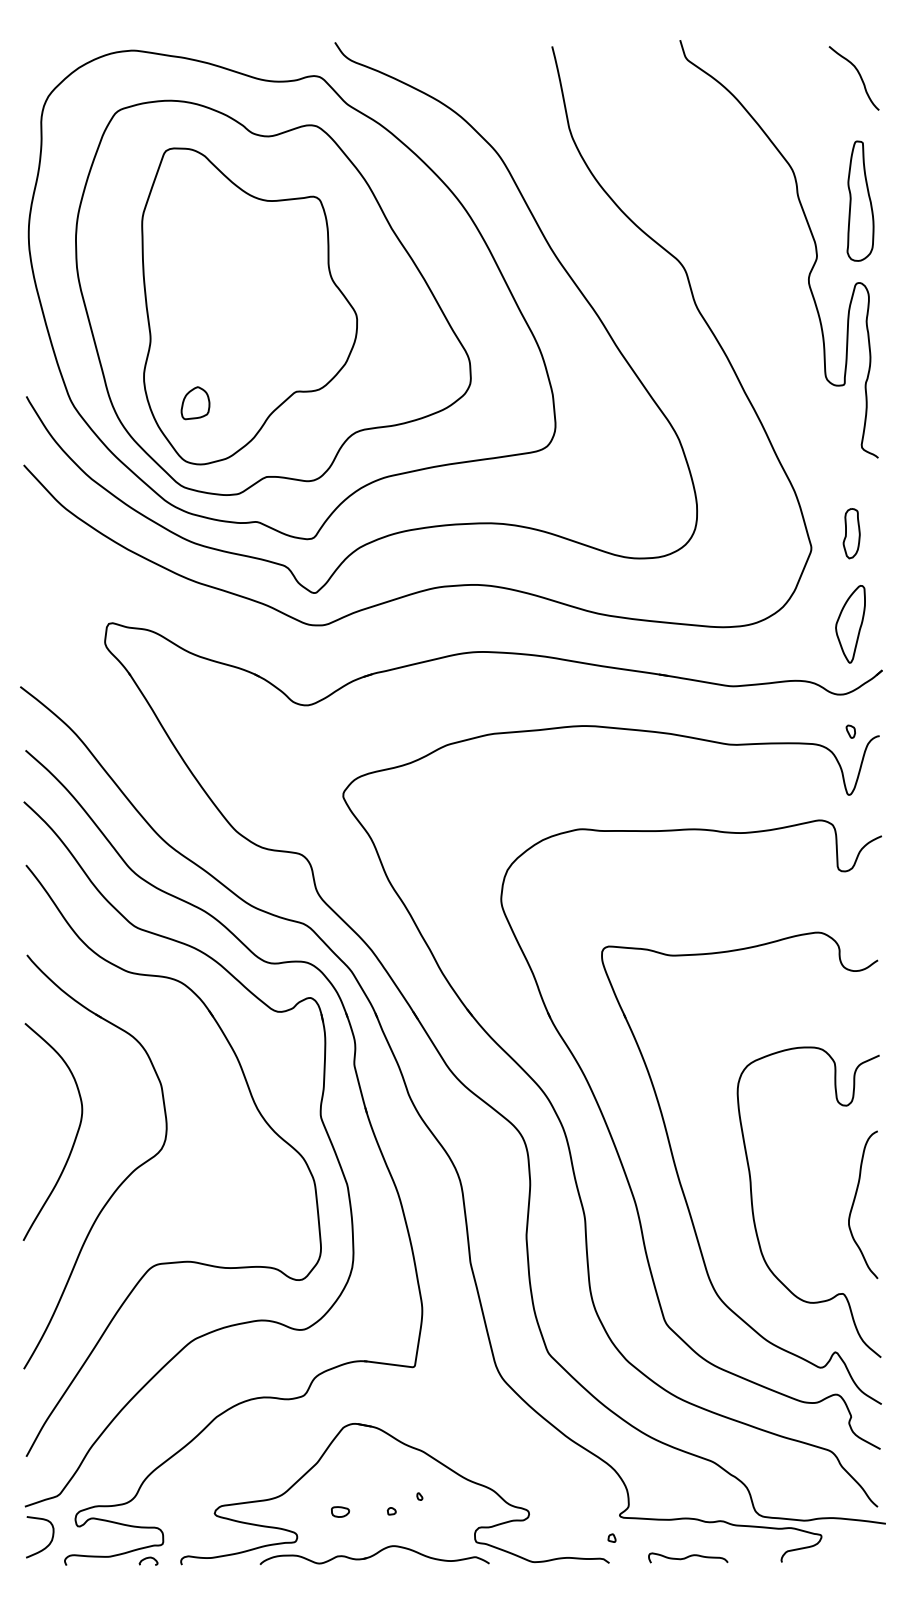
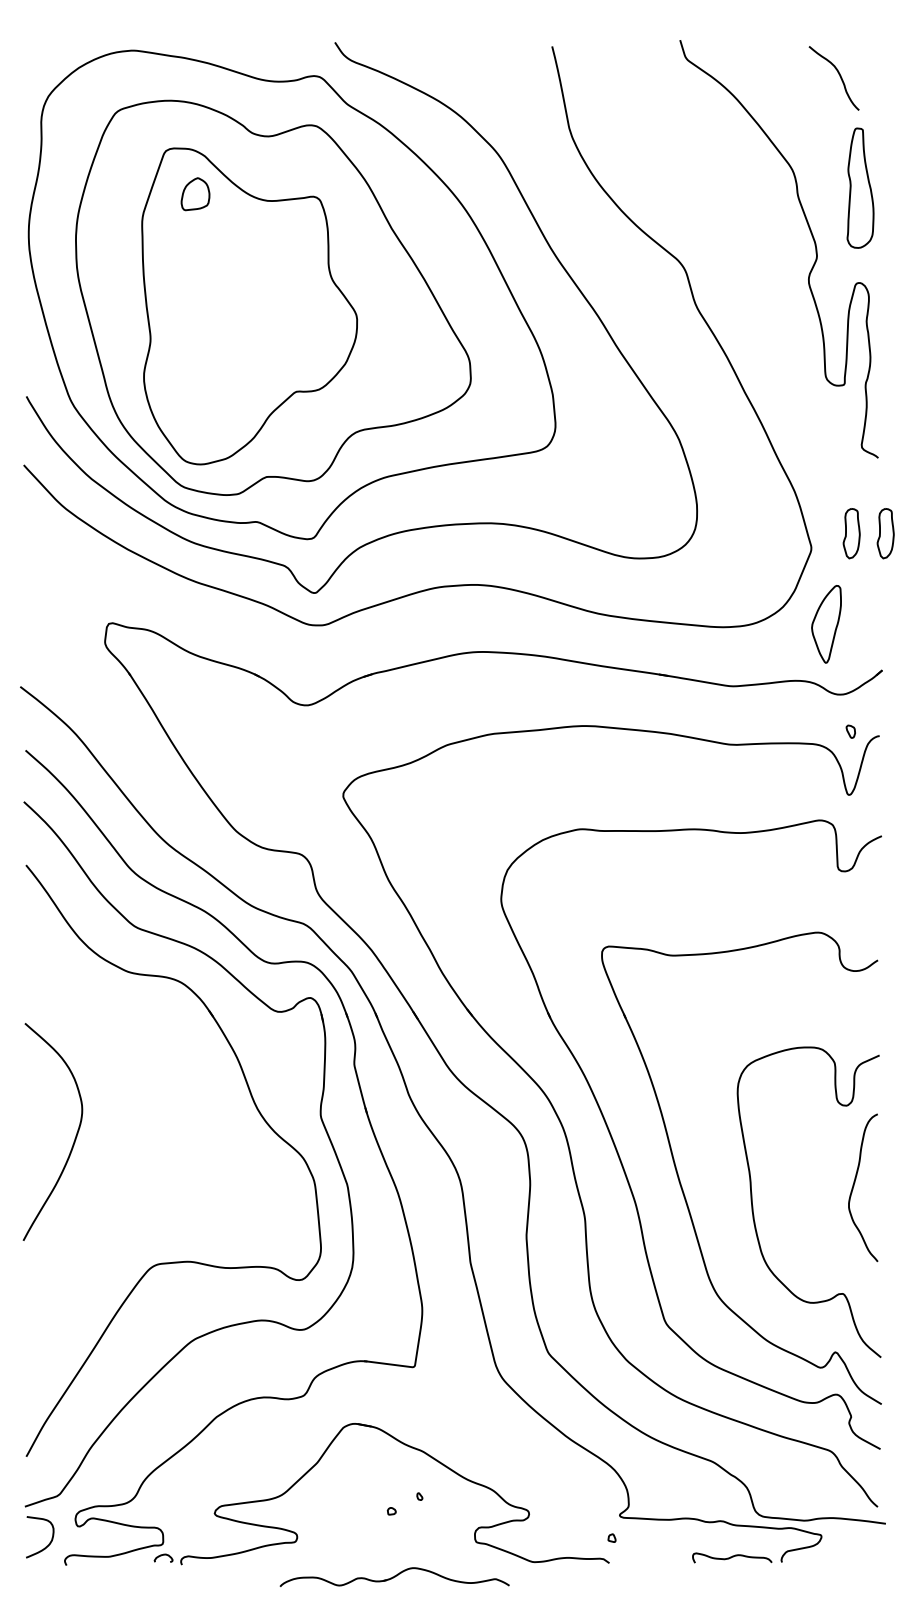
curve position: (859, 76) -> (839, 76) (839, 76)
part position: (860, 200) -> (860, 187) (860, 187)
part position: (195, 403) -> (195, 194) (195, 194)
part: none -> present (885, 533)
part position: (850, 624) -> (826, 624) (826, 624)
part: present -> none (119, 1184)
curve position: (854, 1203) -> (854, 1186) (854, 1186)
part: present -> none (340, 1511)
part position: (374, 1554) -> (394, 1576) (394, 1576)
curve position: (688, 1557) -> (732, 1557) (732, 1557)
curve position: (148, 1558) -> (163, 1555) (163, 1555)
